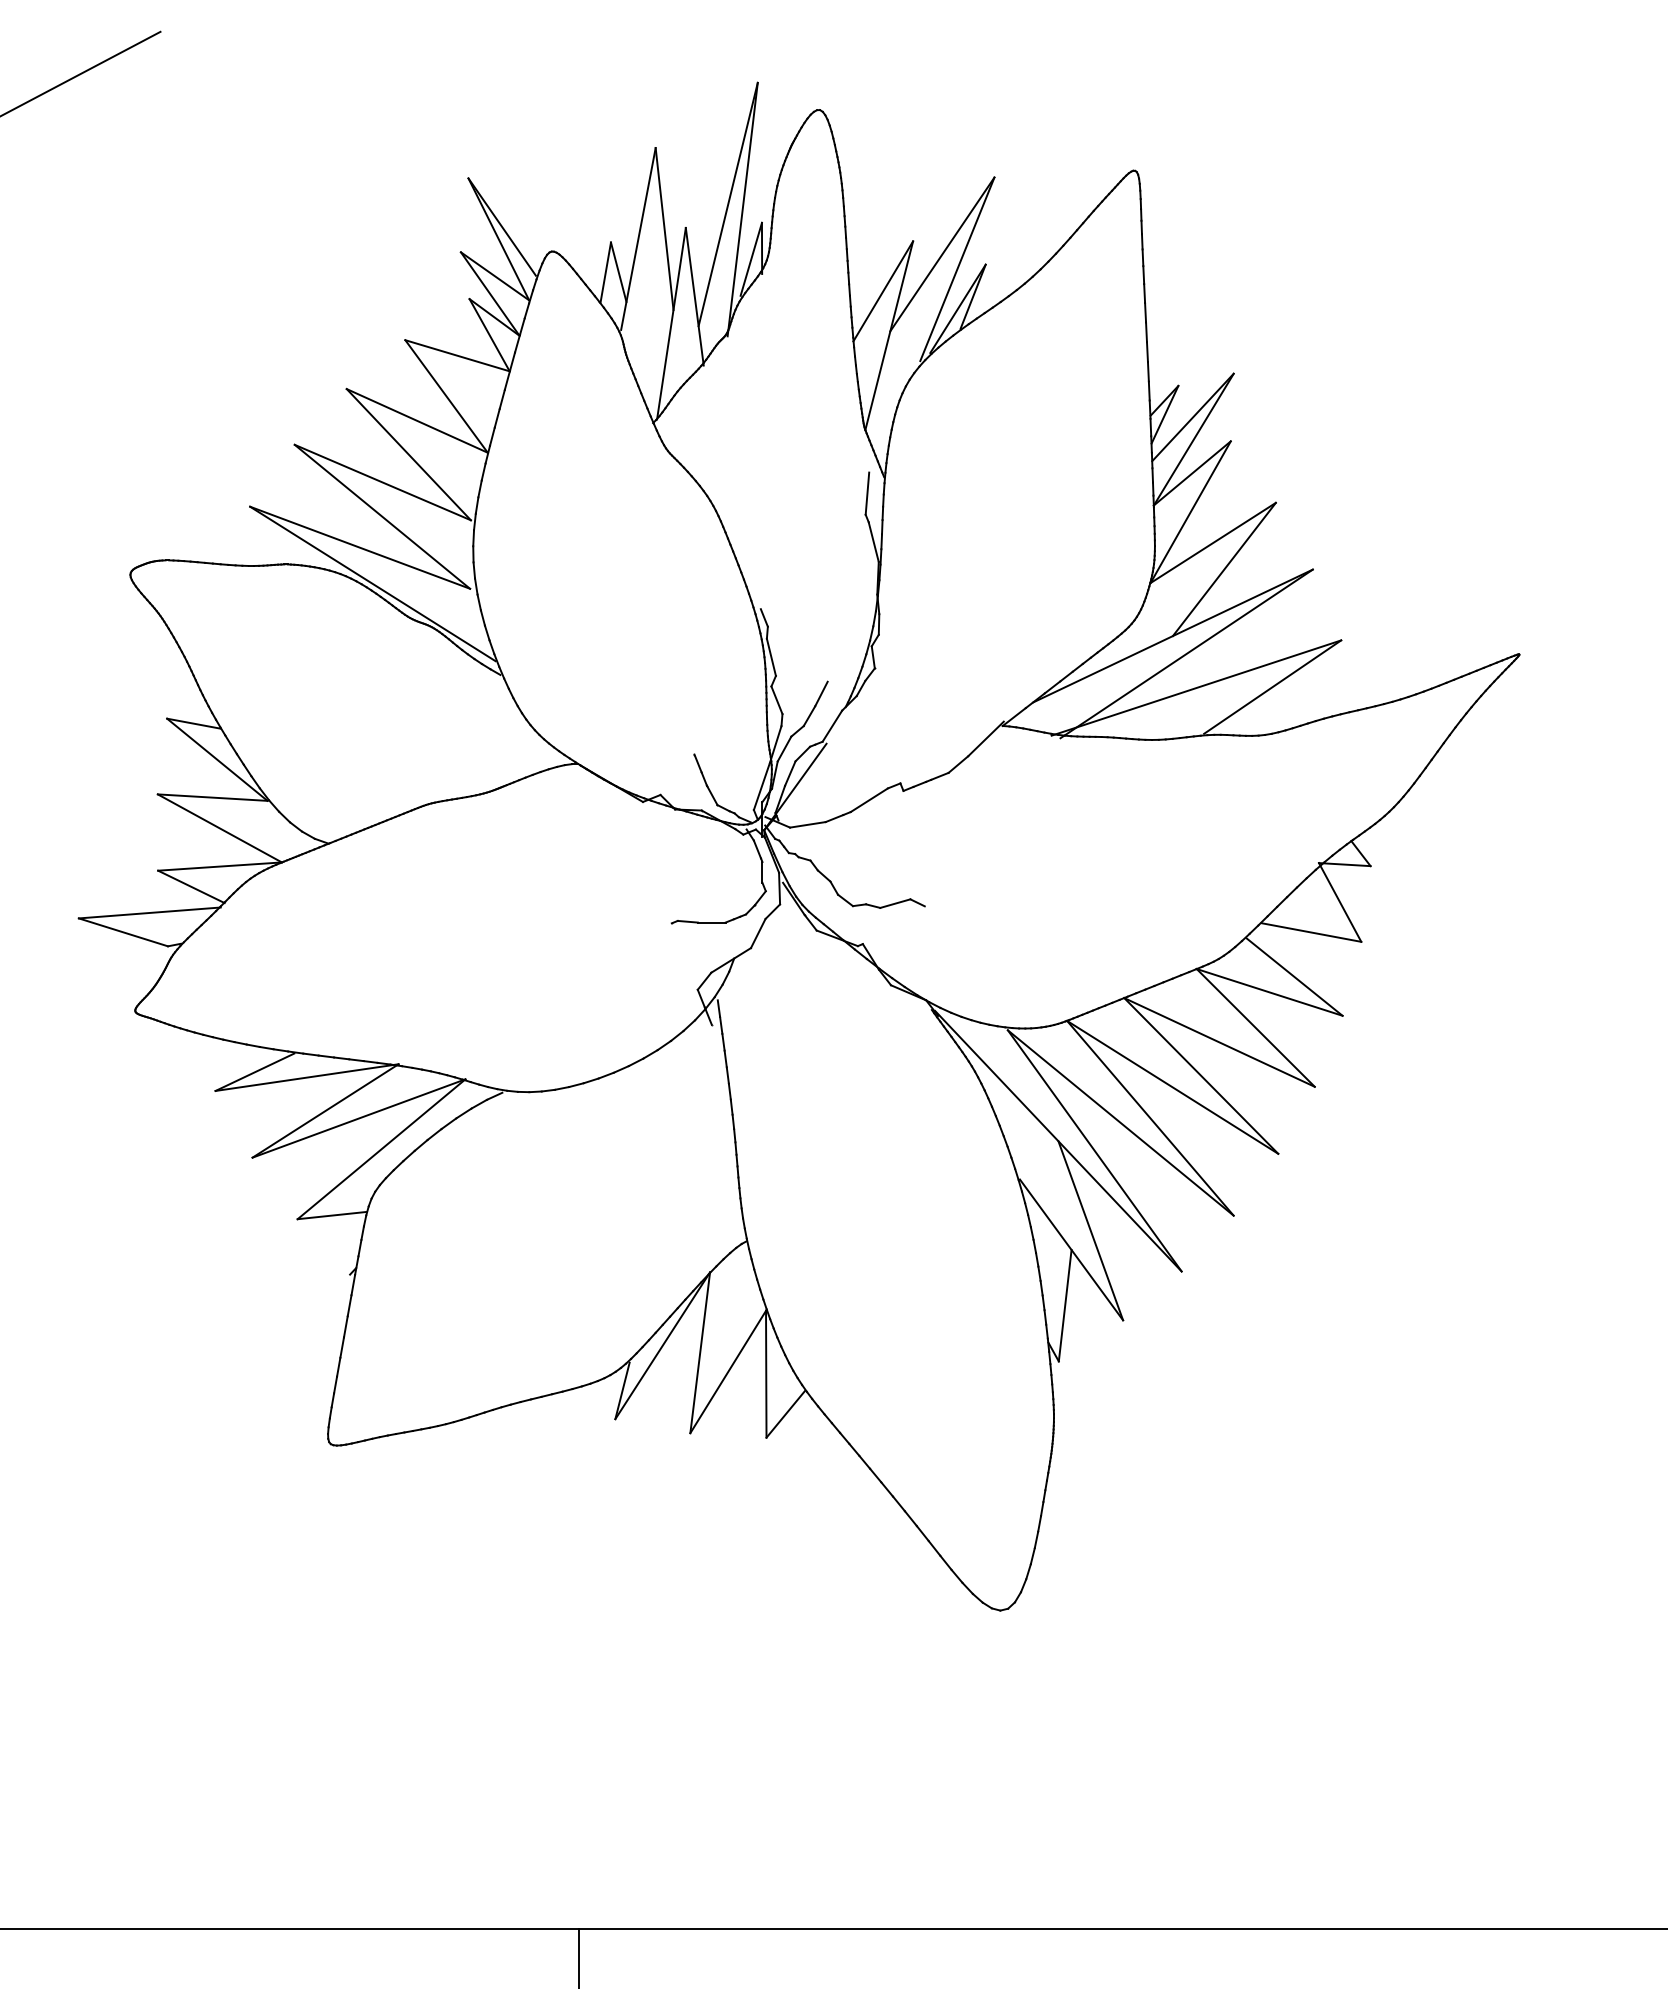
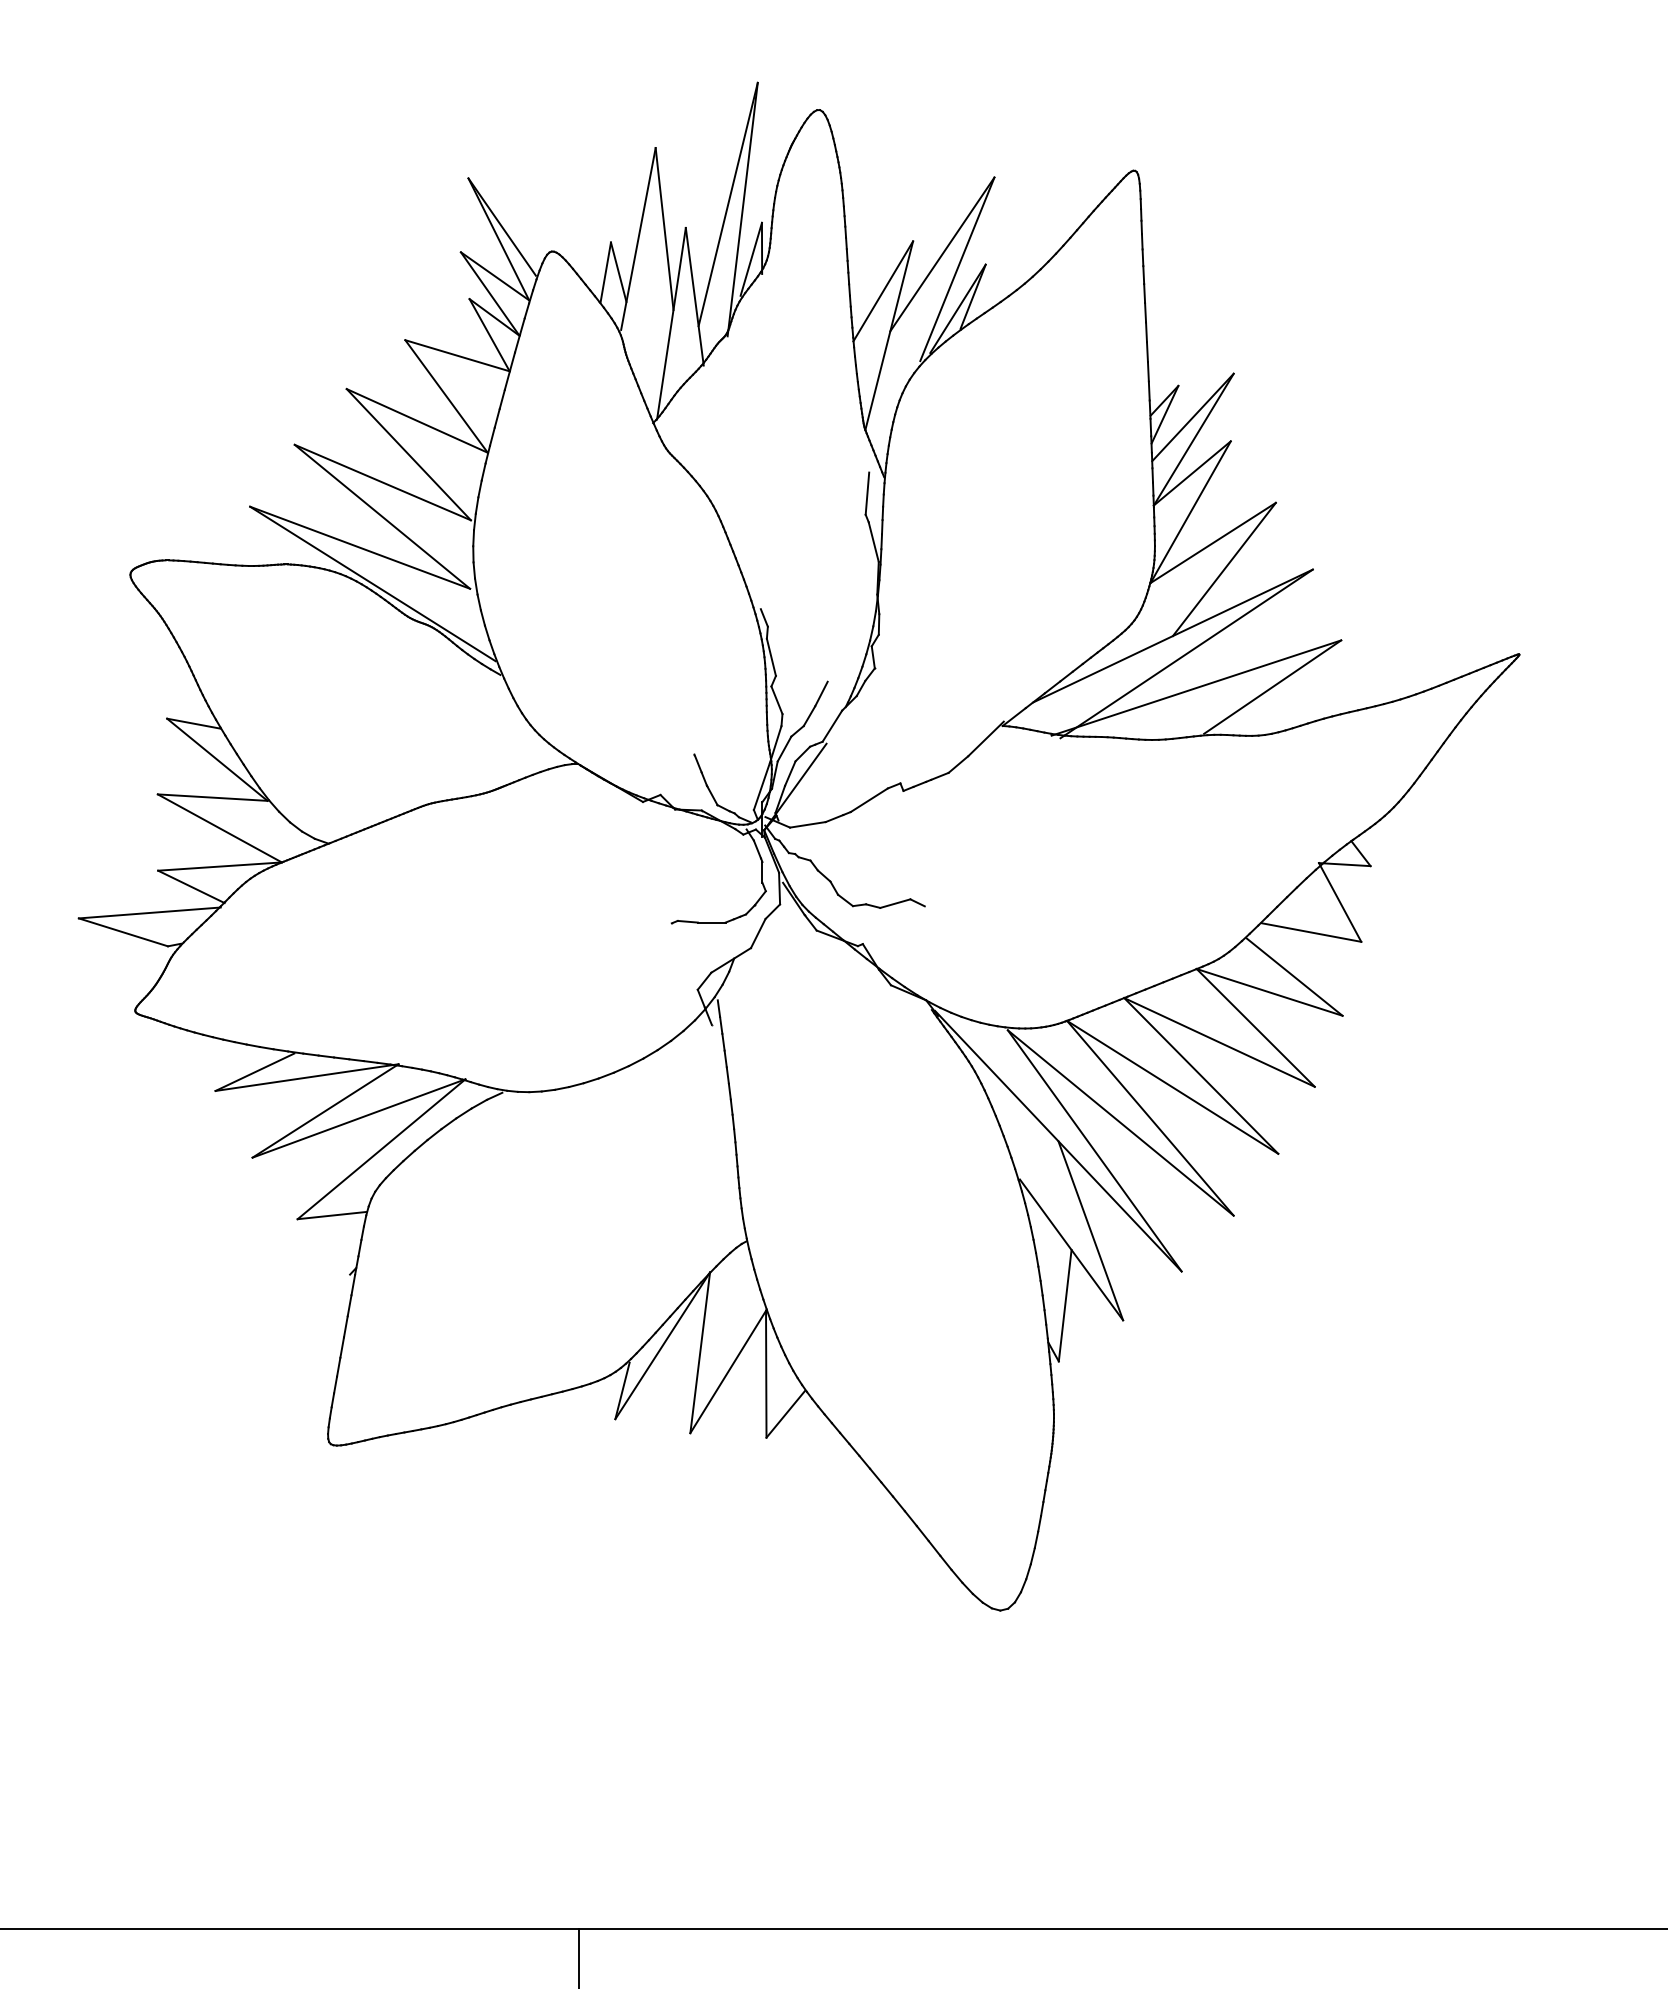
line: present -> none (81, 73)
